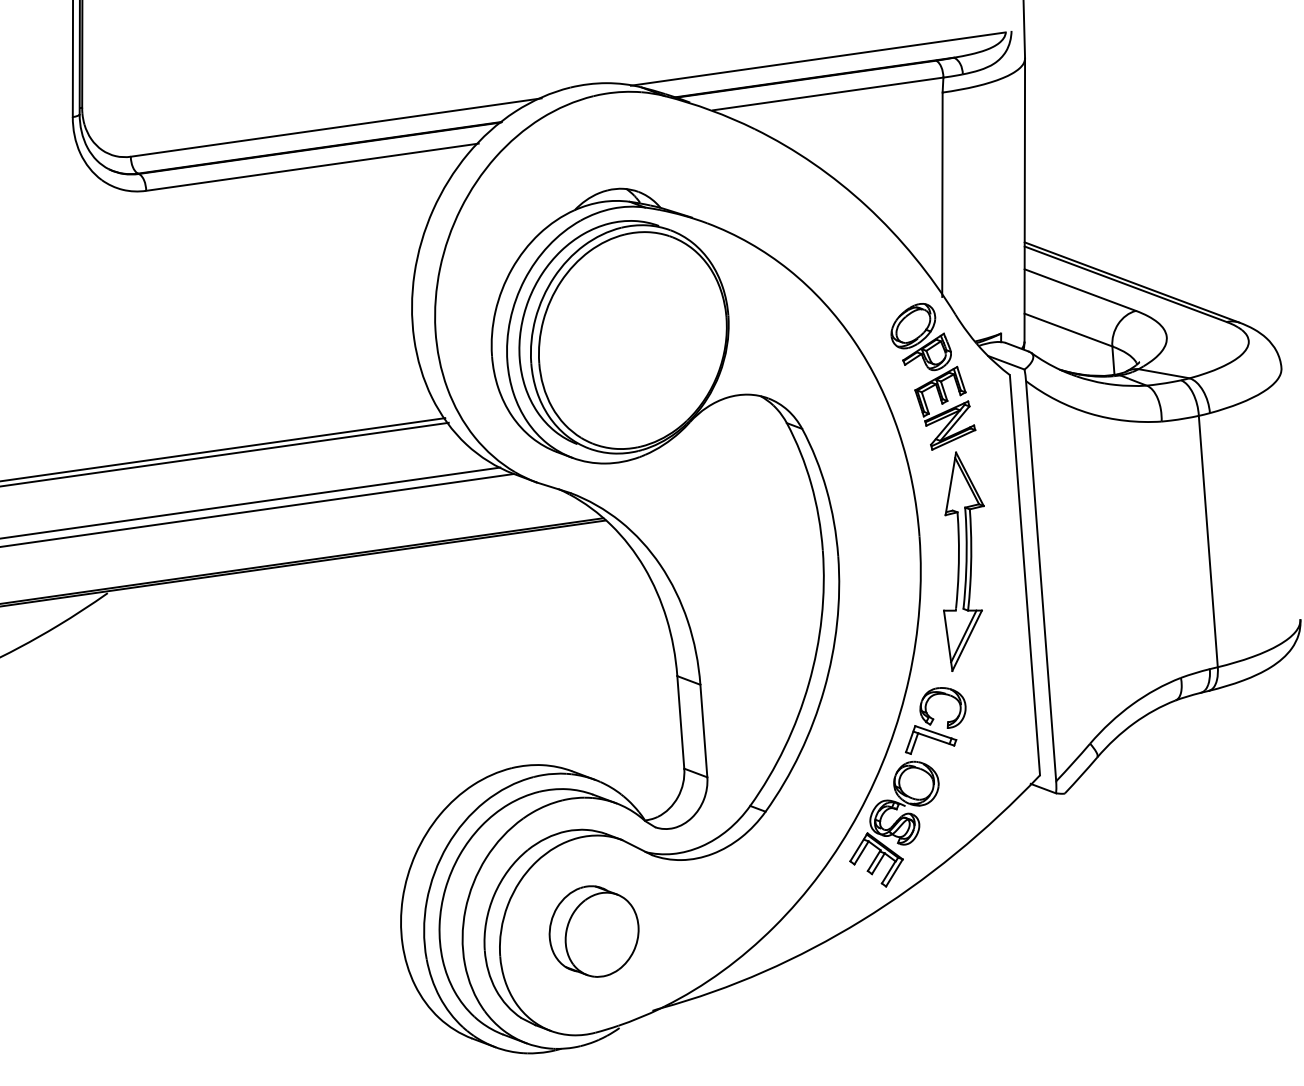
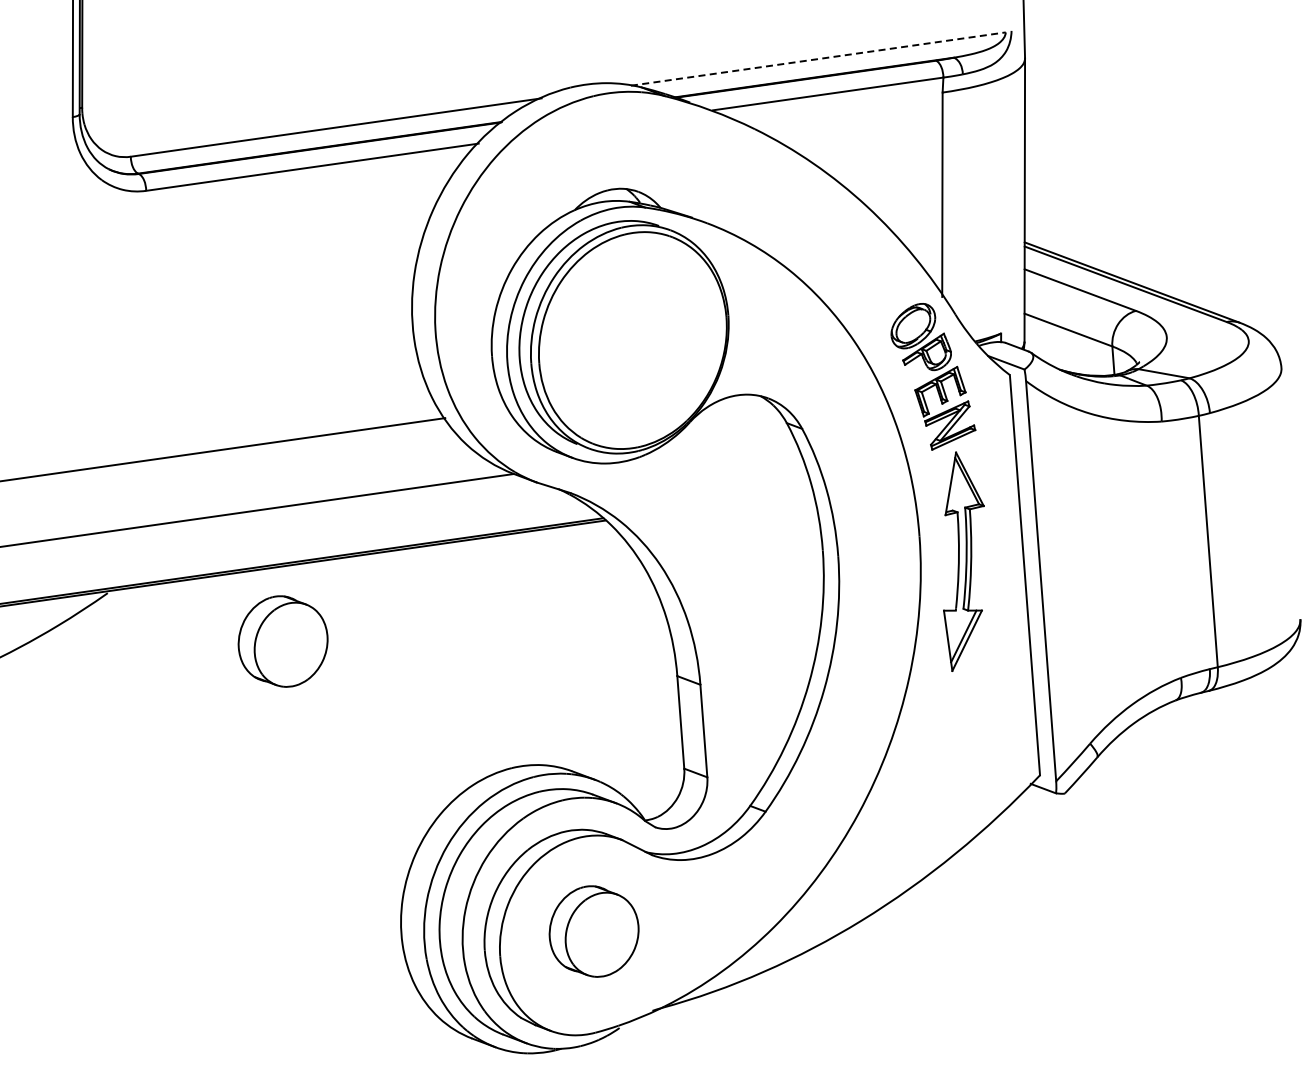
line: solid -> dashed (818, 59)
line: present -> none (225, 454)
line: present -> none (251, 502)
part: none -> present (282, 641)
part: present -> none (907, 787)
